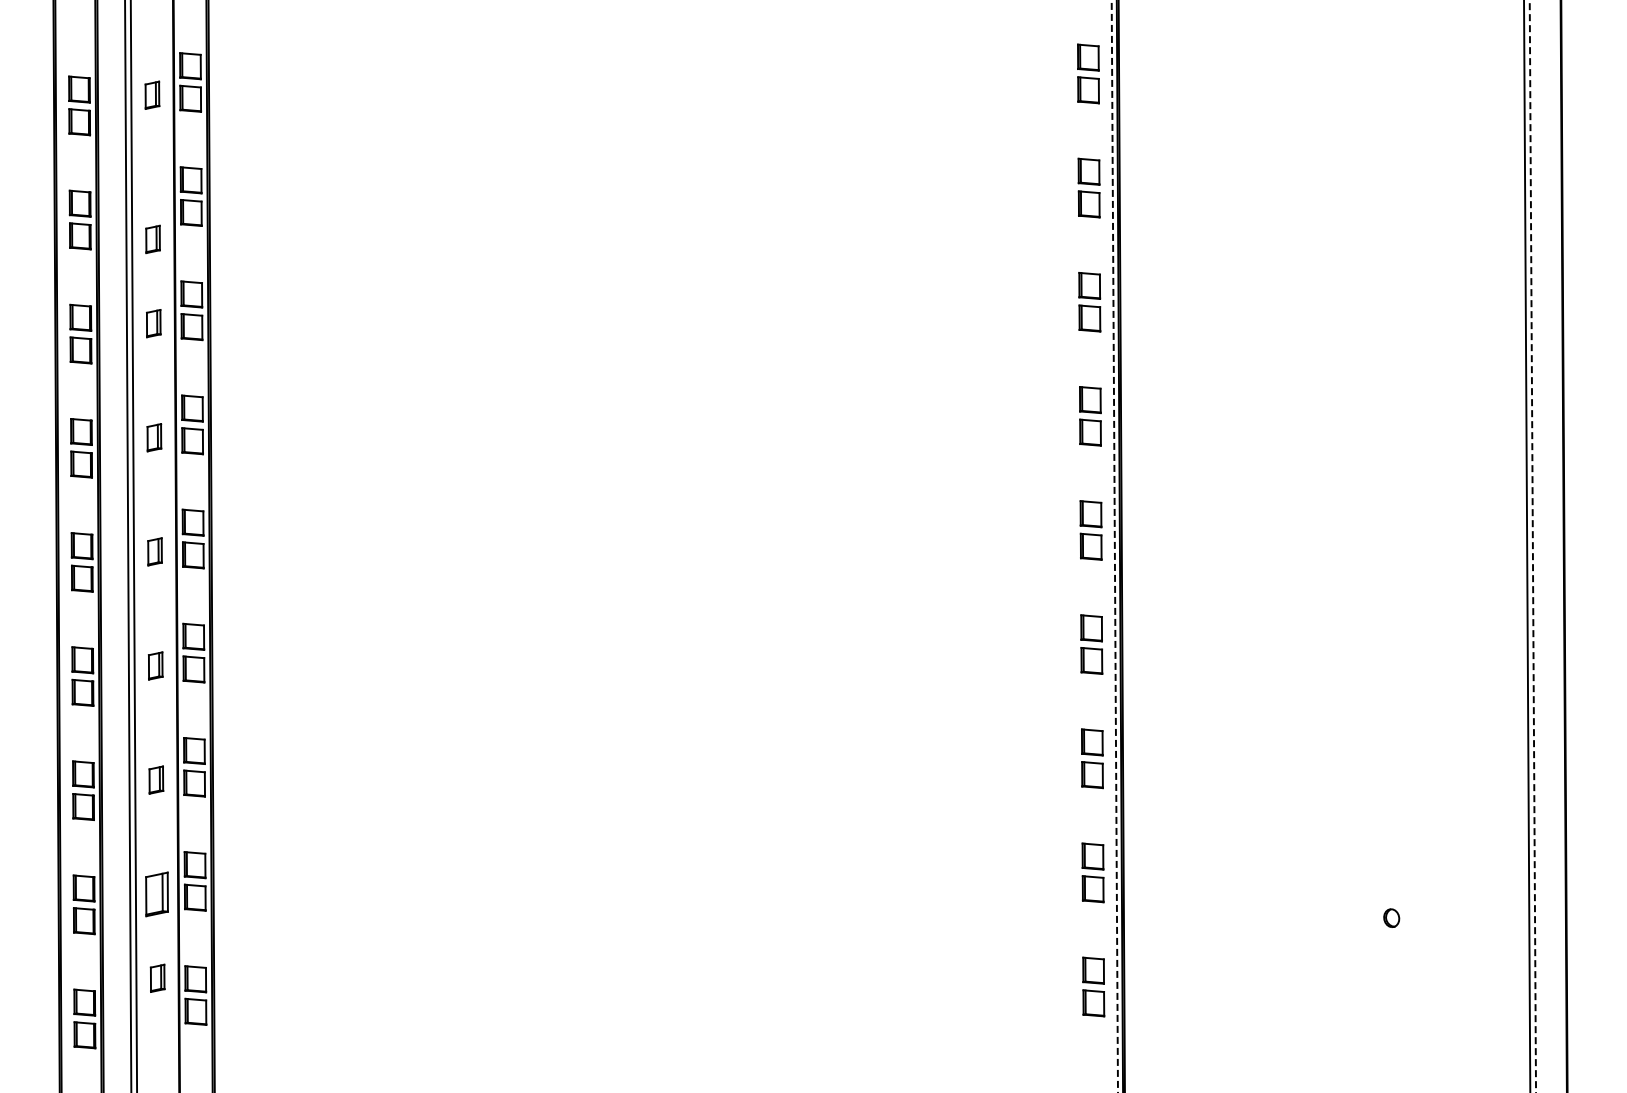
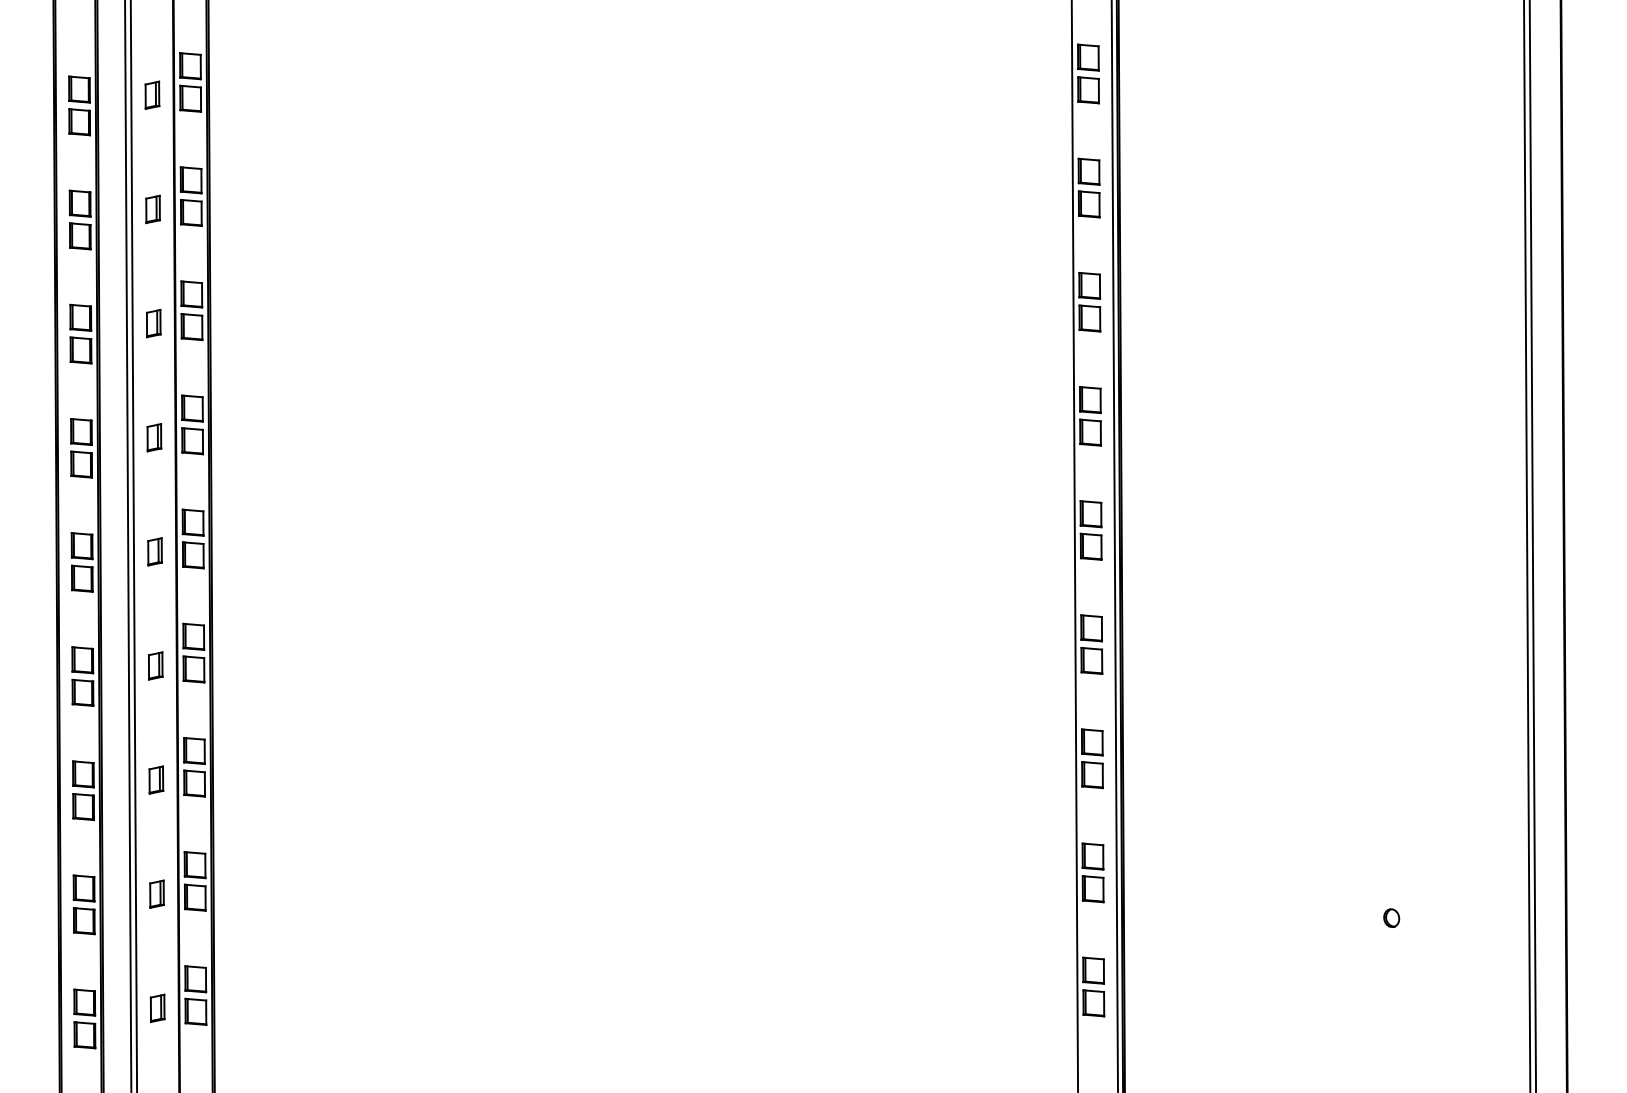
part position: (152, 238) -> (152, 208) (152, 208)
line: none -> present (1074, 545)
line: dashed -> solid (1114, 546)
line: dashed -> solid (1532, 546)
part size: 24x47 px -> 16x30 px (156, 893)
part position: (157, 977) -> (157, 1007) (157, 1007)
